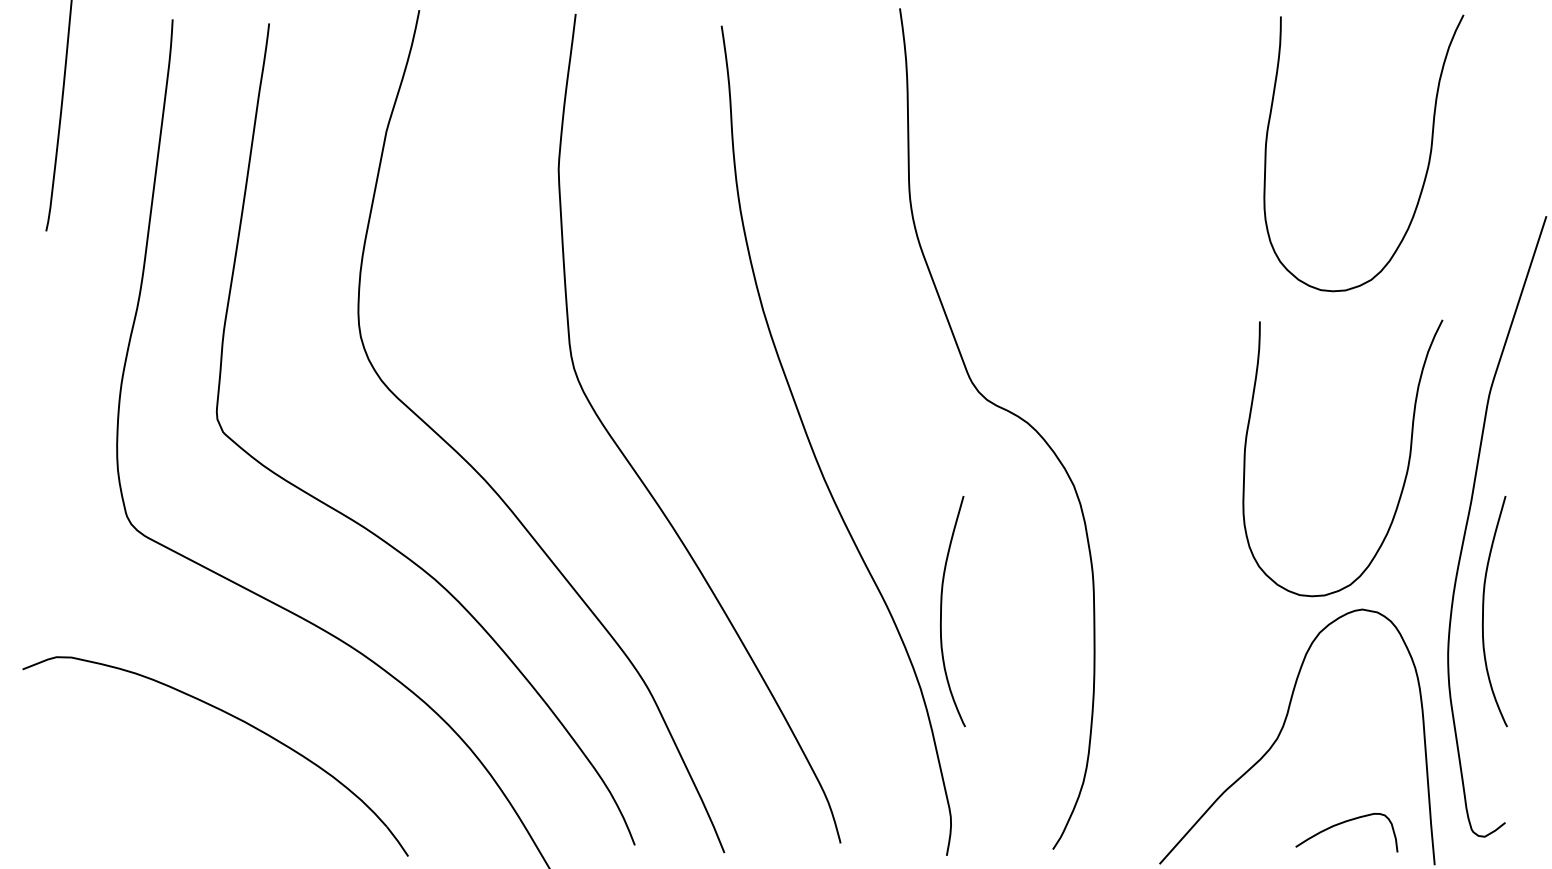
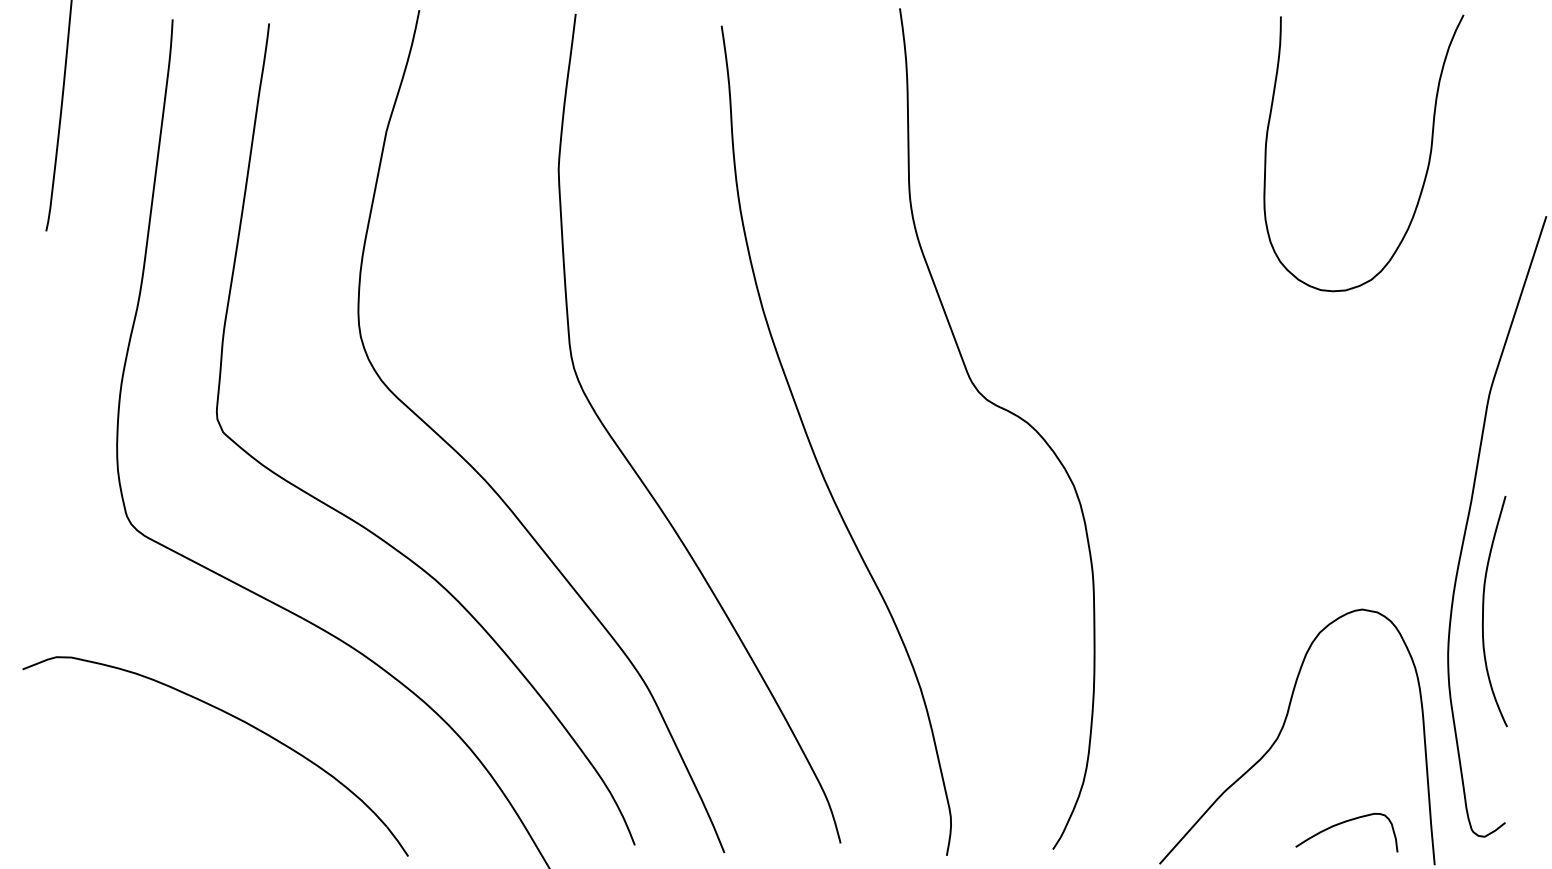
curve: present -> none (1406, 469)
curve: present -> none (941, 611)
